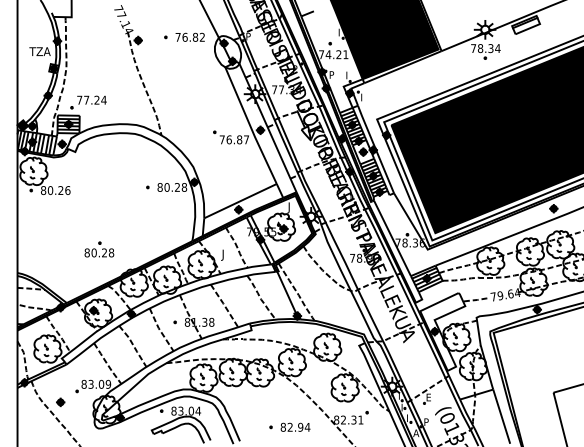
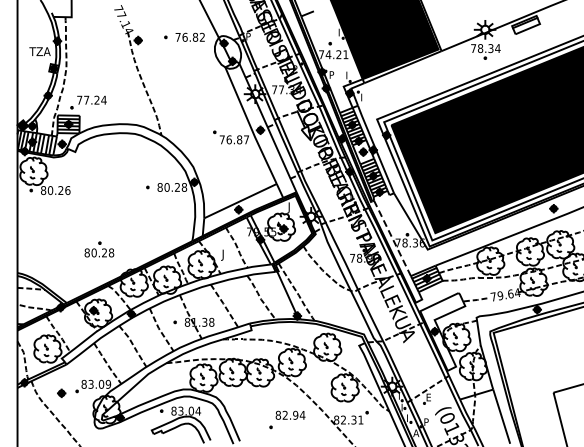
line: solid -> dashed (392, 238)
part position: (60, 401) -> (61, 392) (61, 392)
text position: (295, 426) -> (290, 414) (290, 414)
